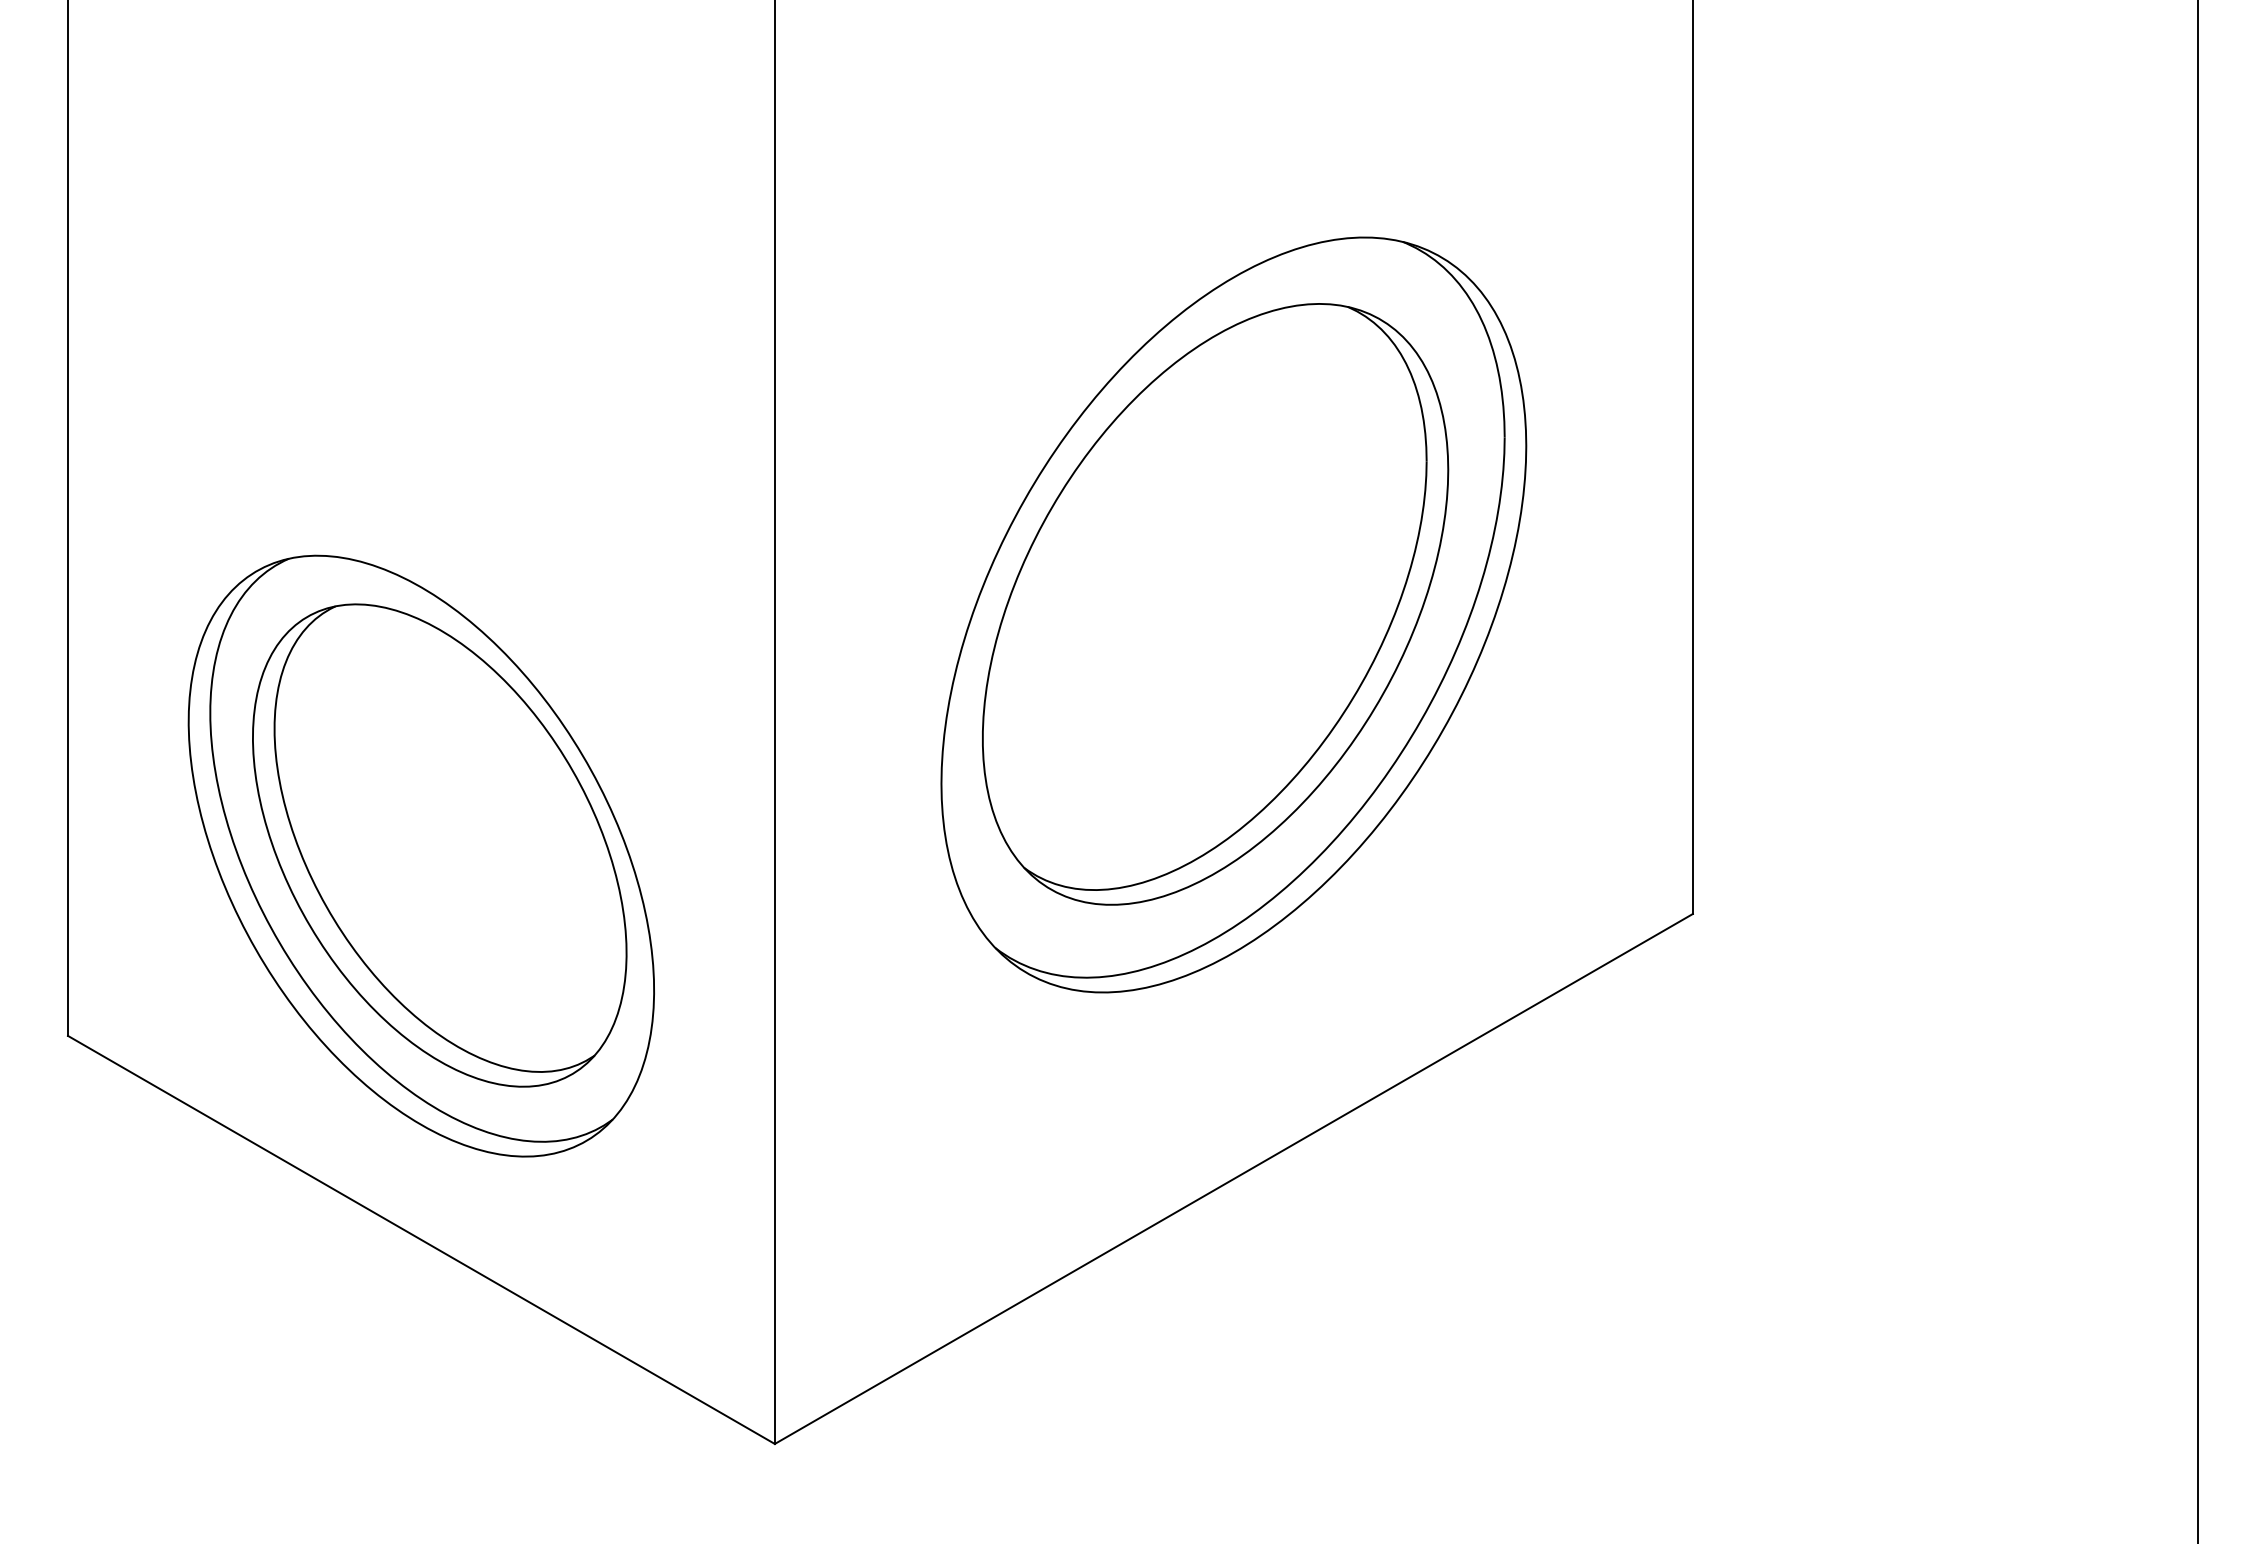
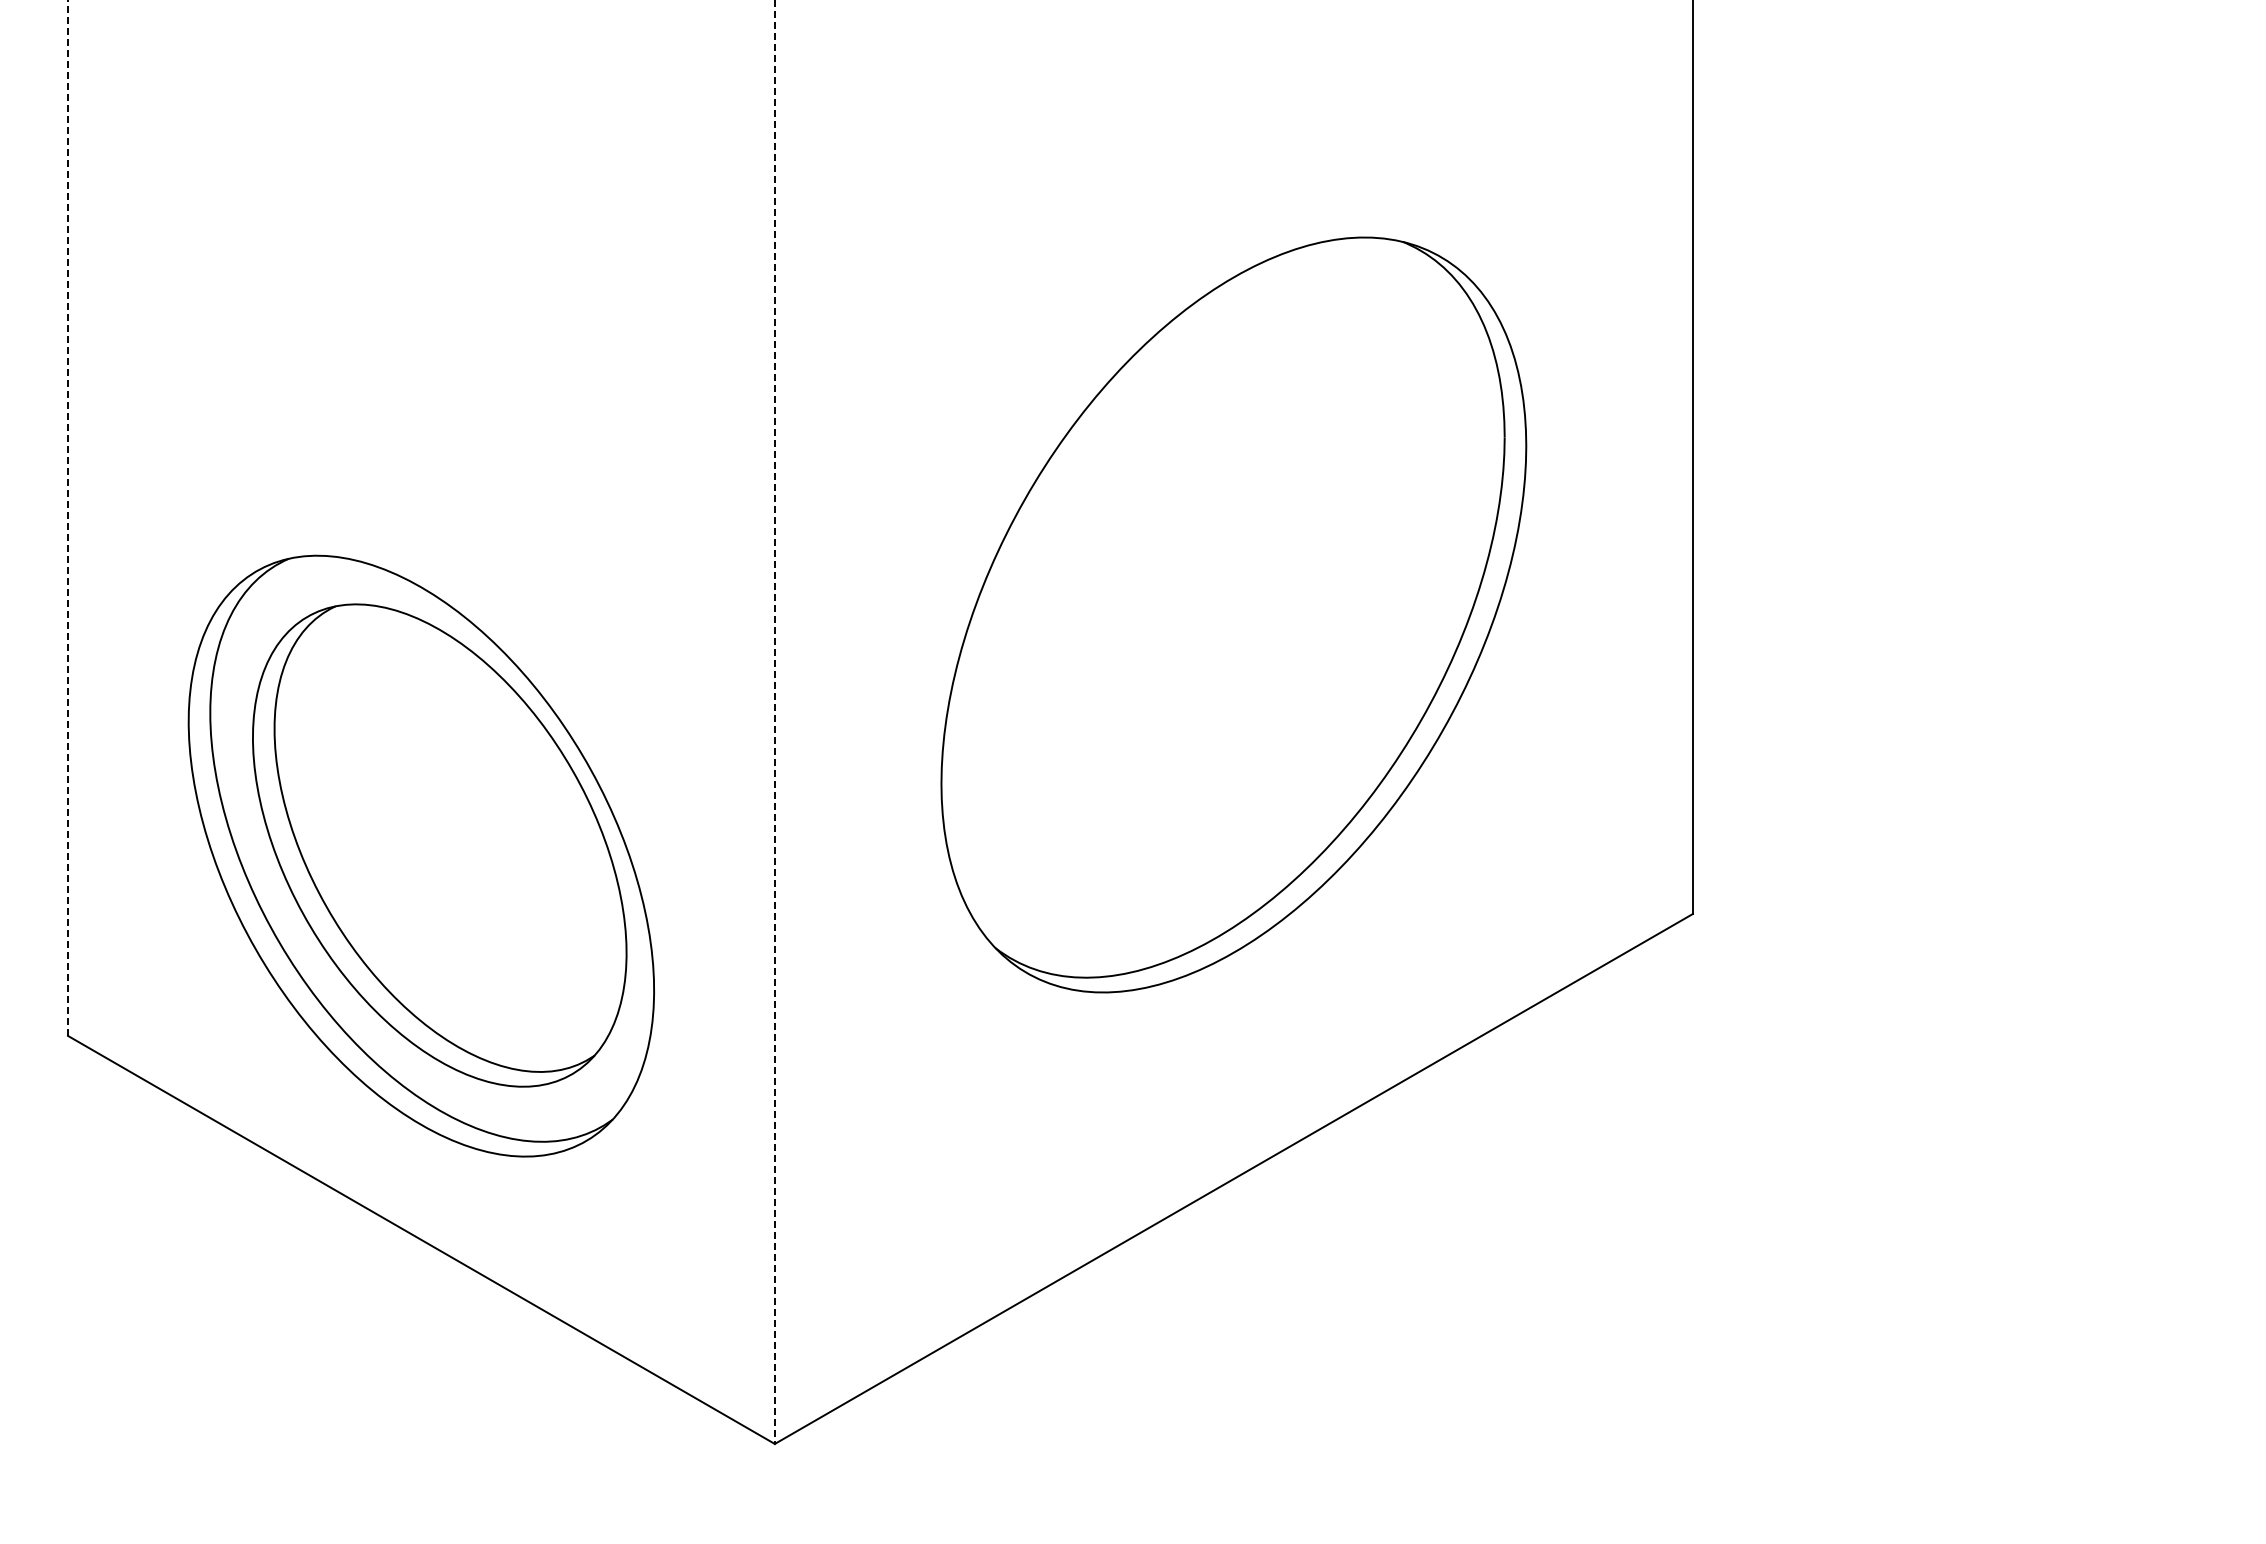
line: solid -> dashed (67, 517)
part: present -> none (1215, 604)
line: solid -> dashed (774, 722)
line: present -> none (2198, 771)
